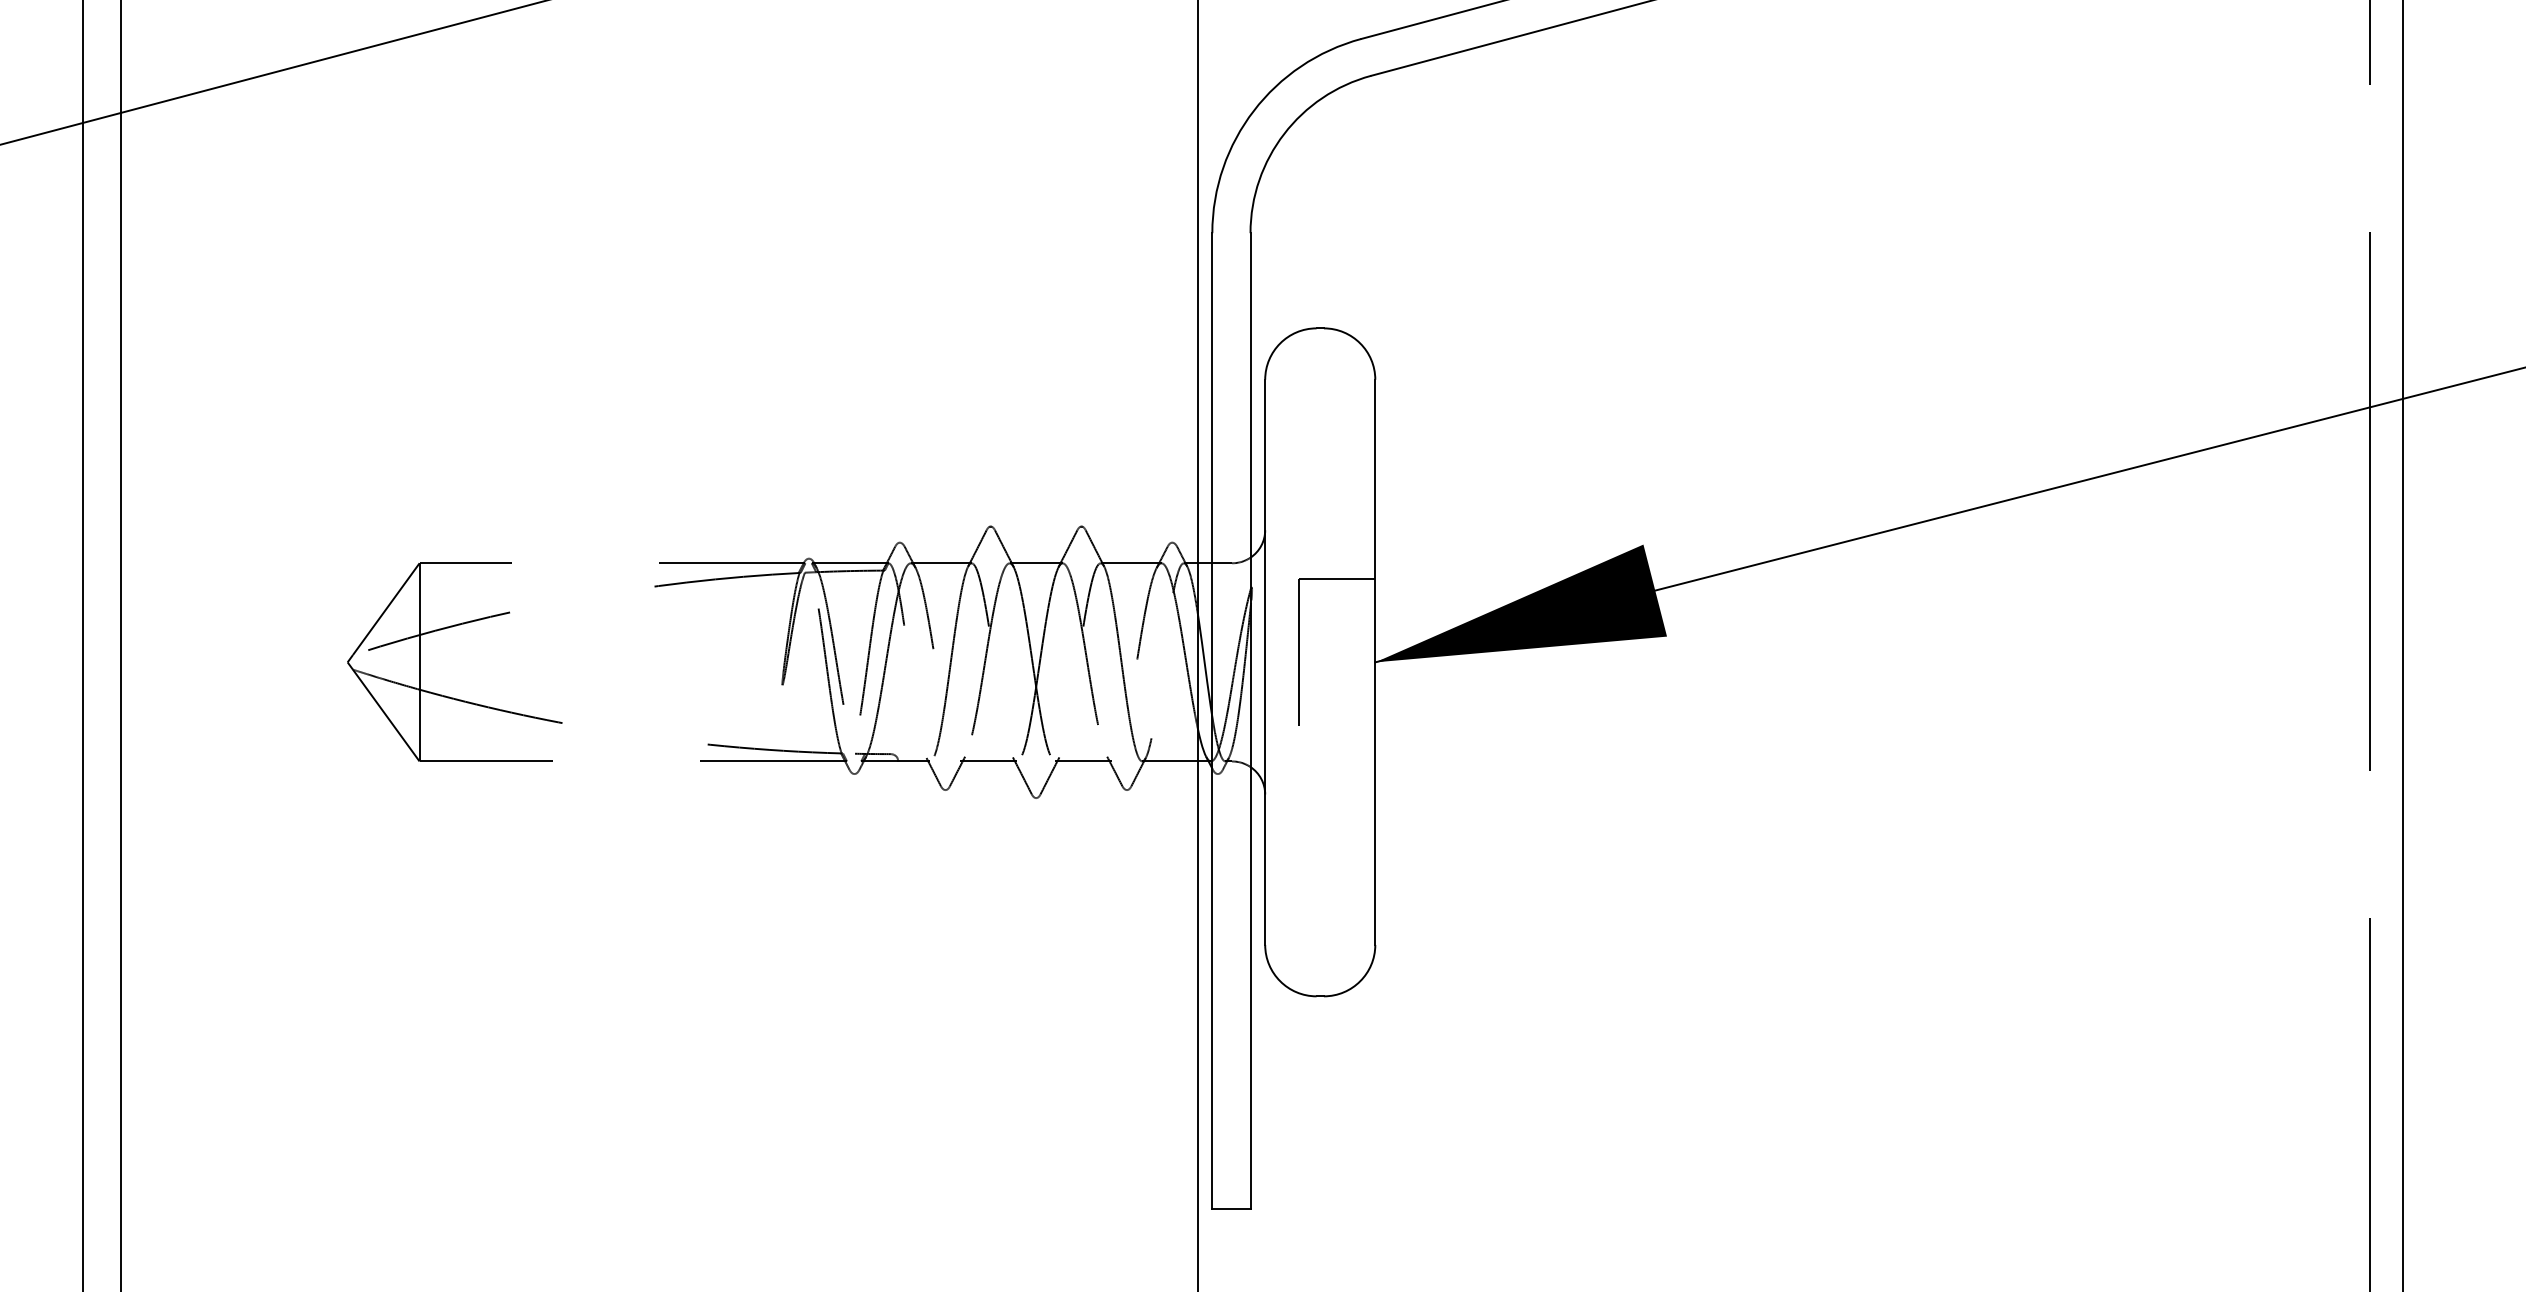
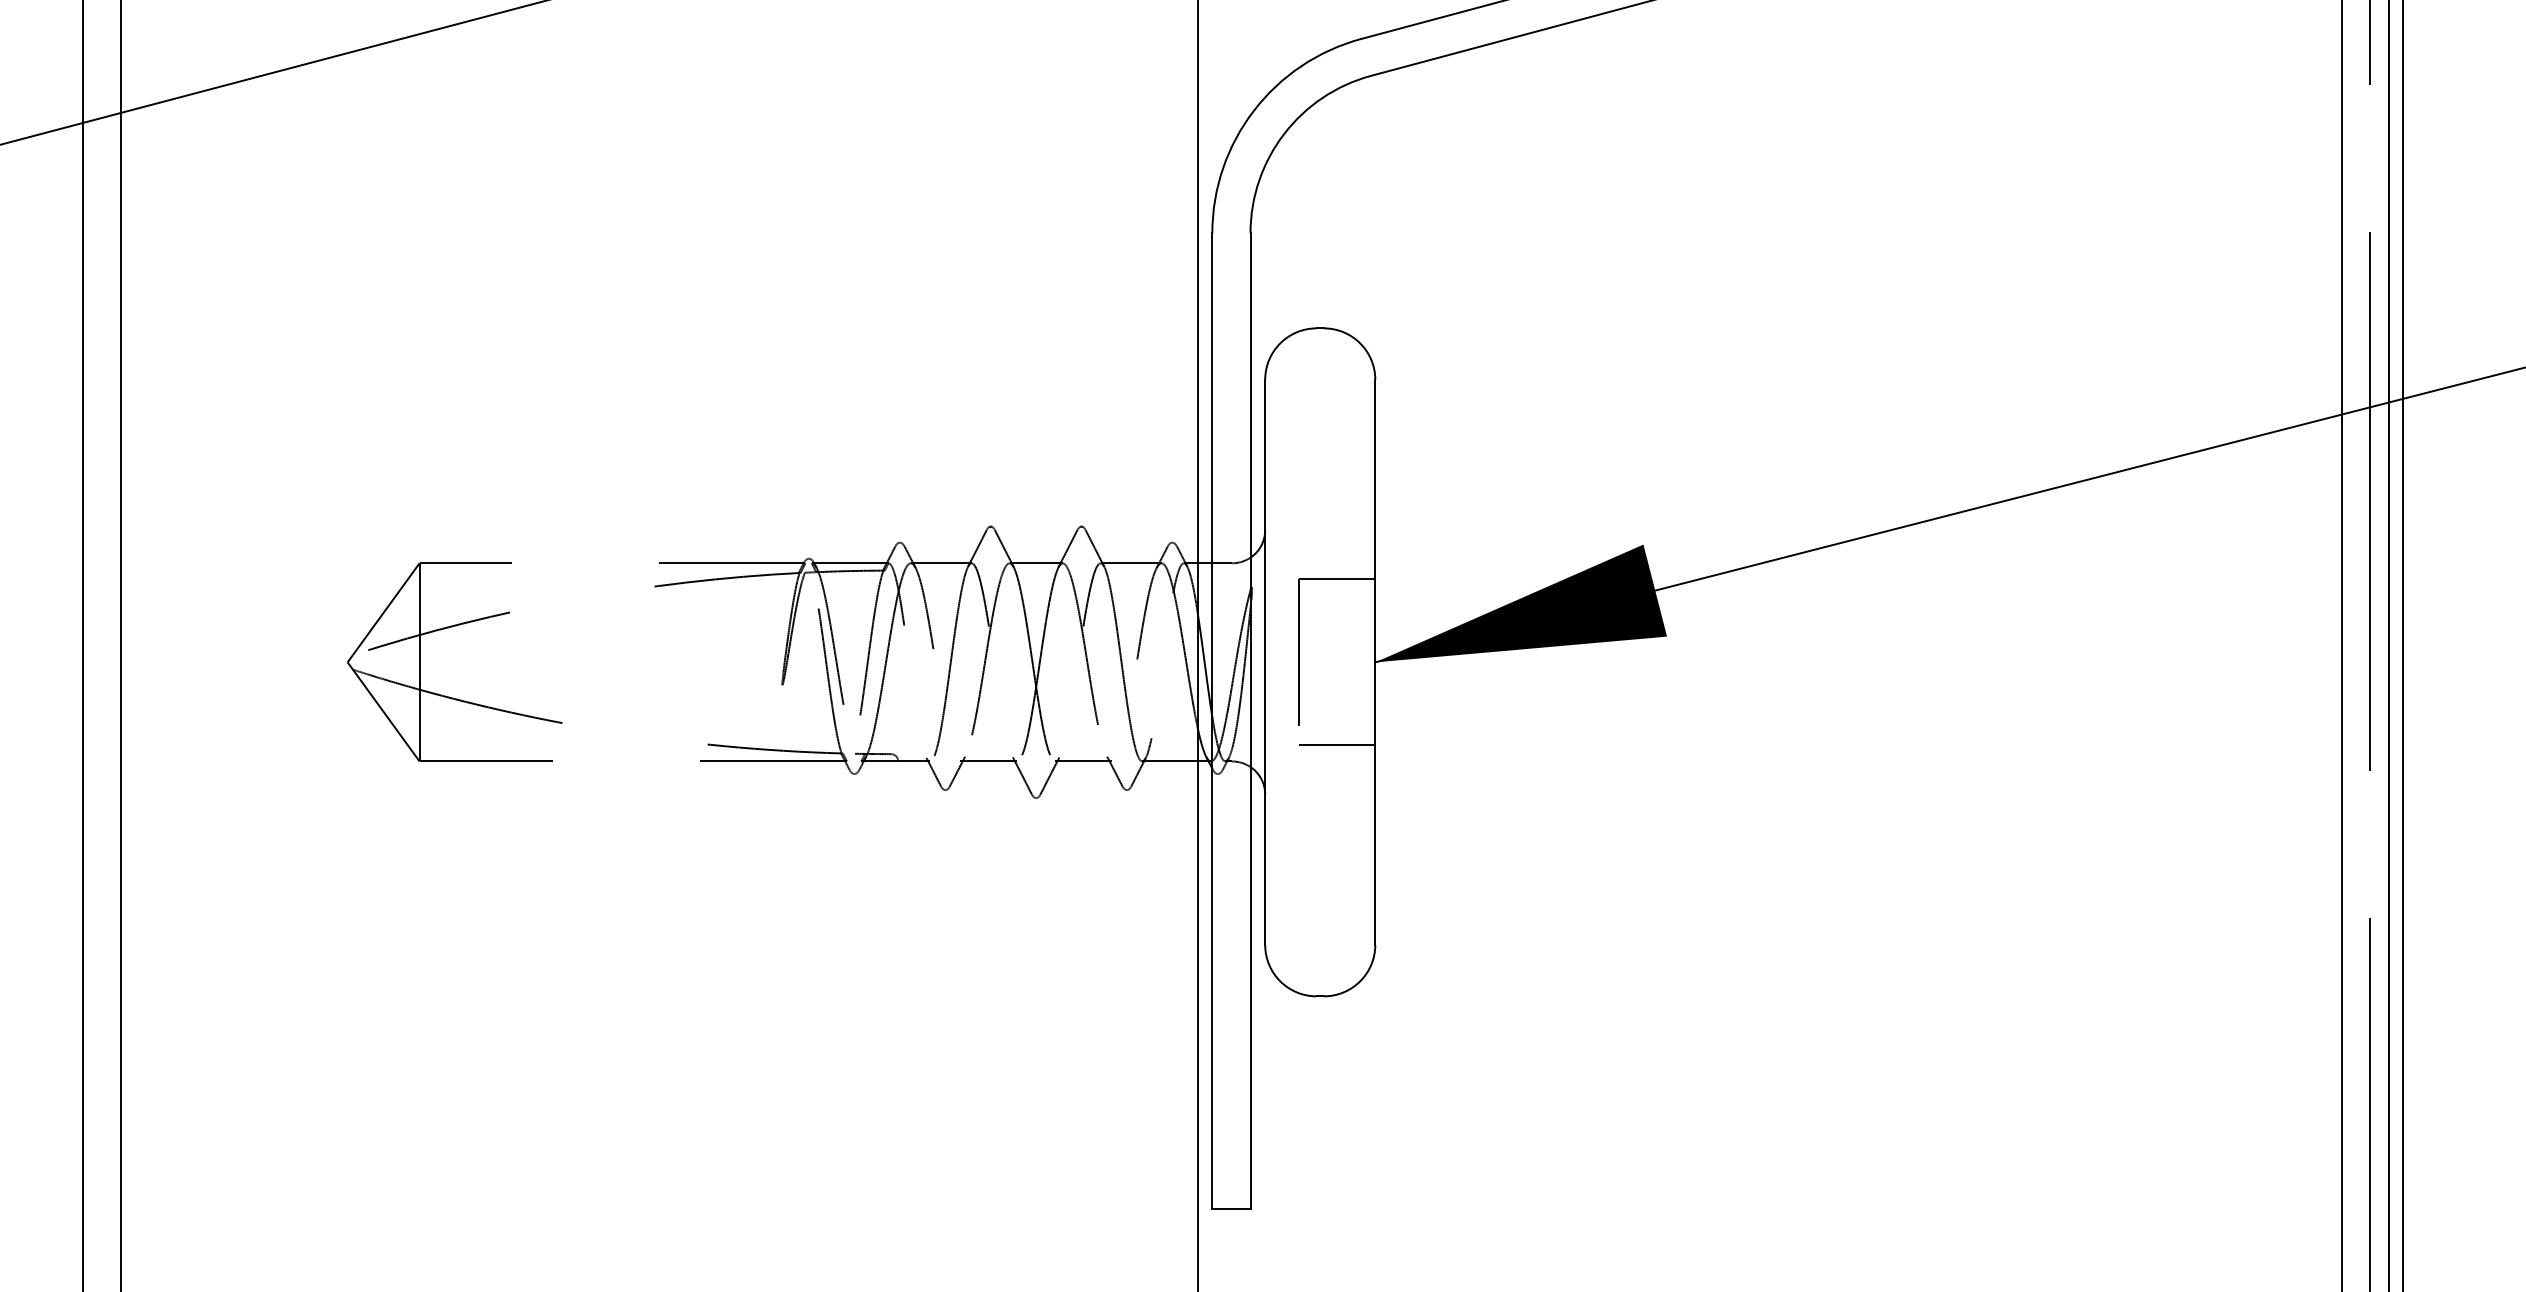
line: none -> present (2341, 645)
line: none -> present (2388, 645)
line: none -> present (1336, 745)
